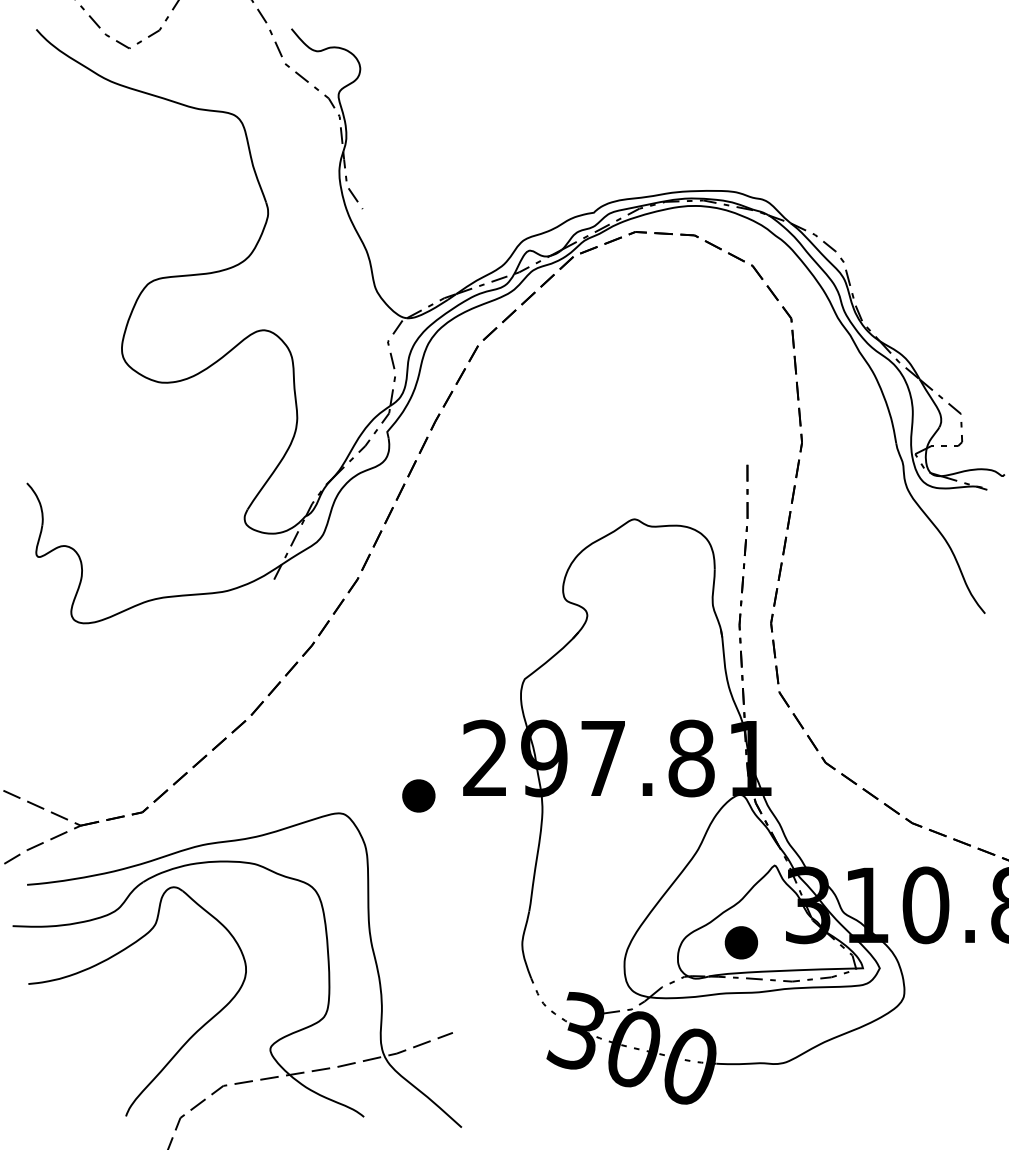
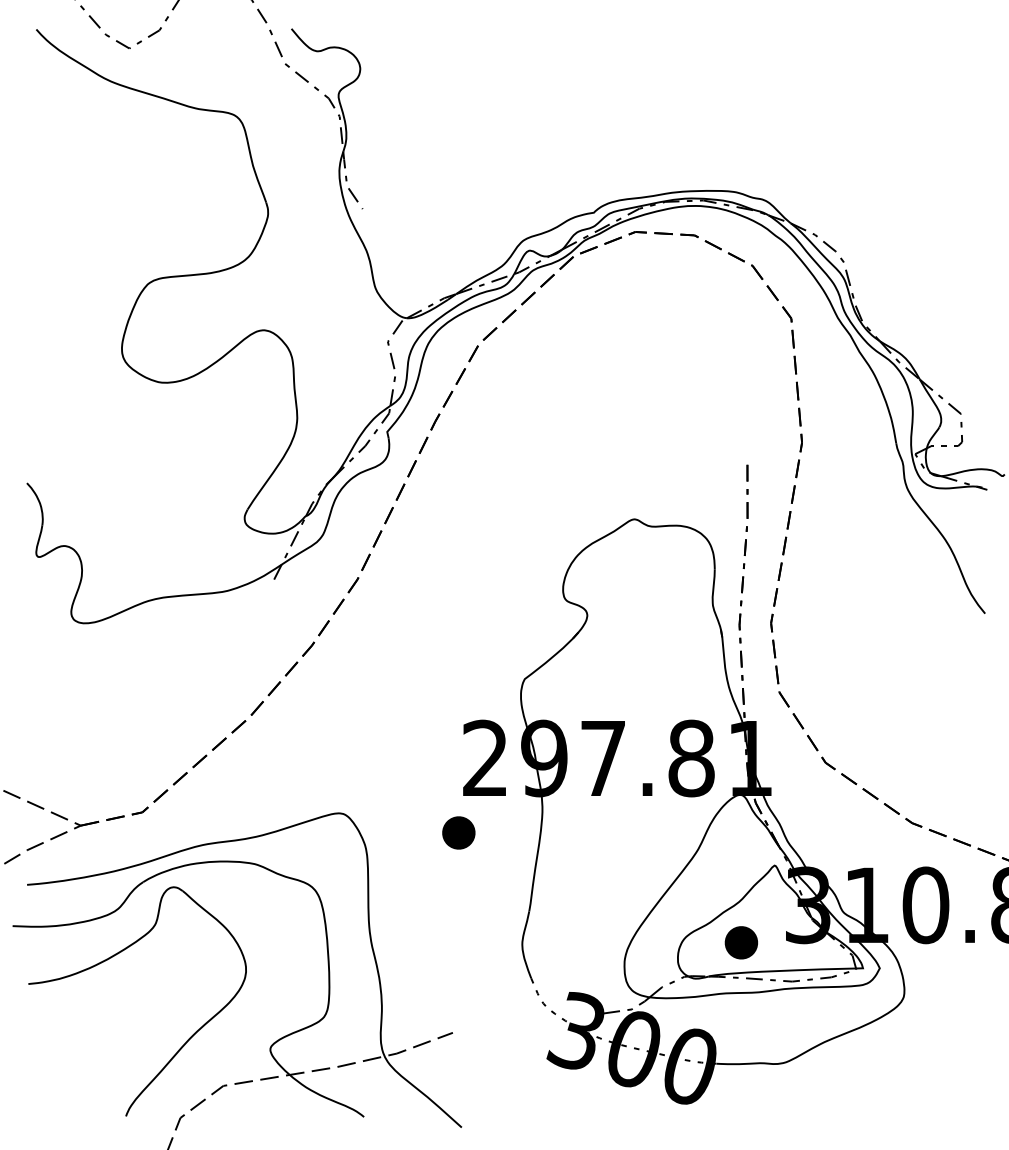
part position: (418, 795) -> (458, 832) (458, 832)
